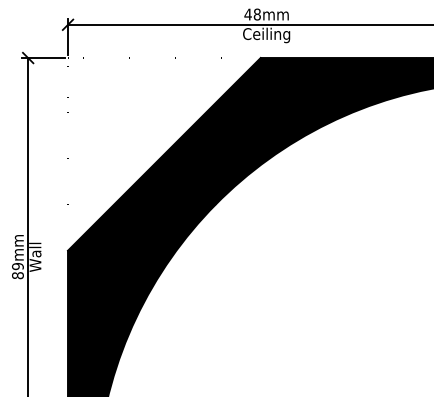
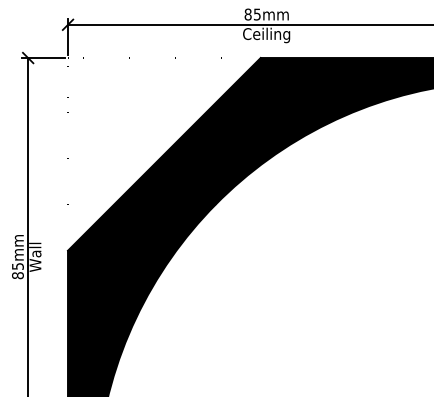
text: 48mm -> 85mm (252, 14)
text: 89mm -> 85mm (17, 266)
